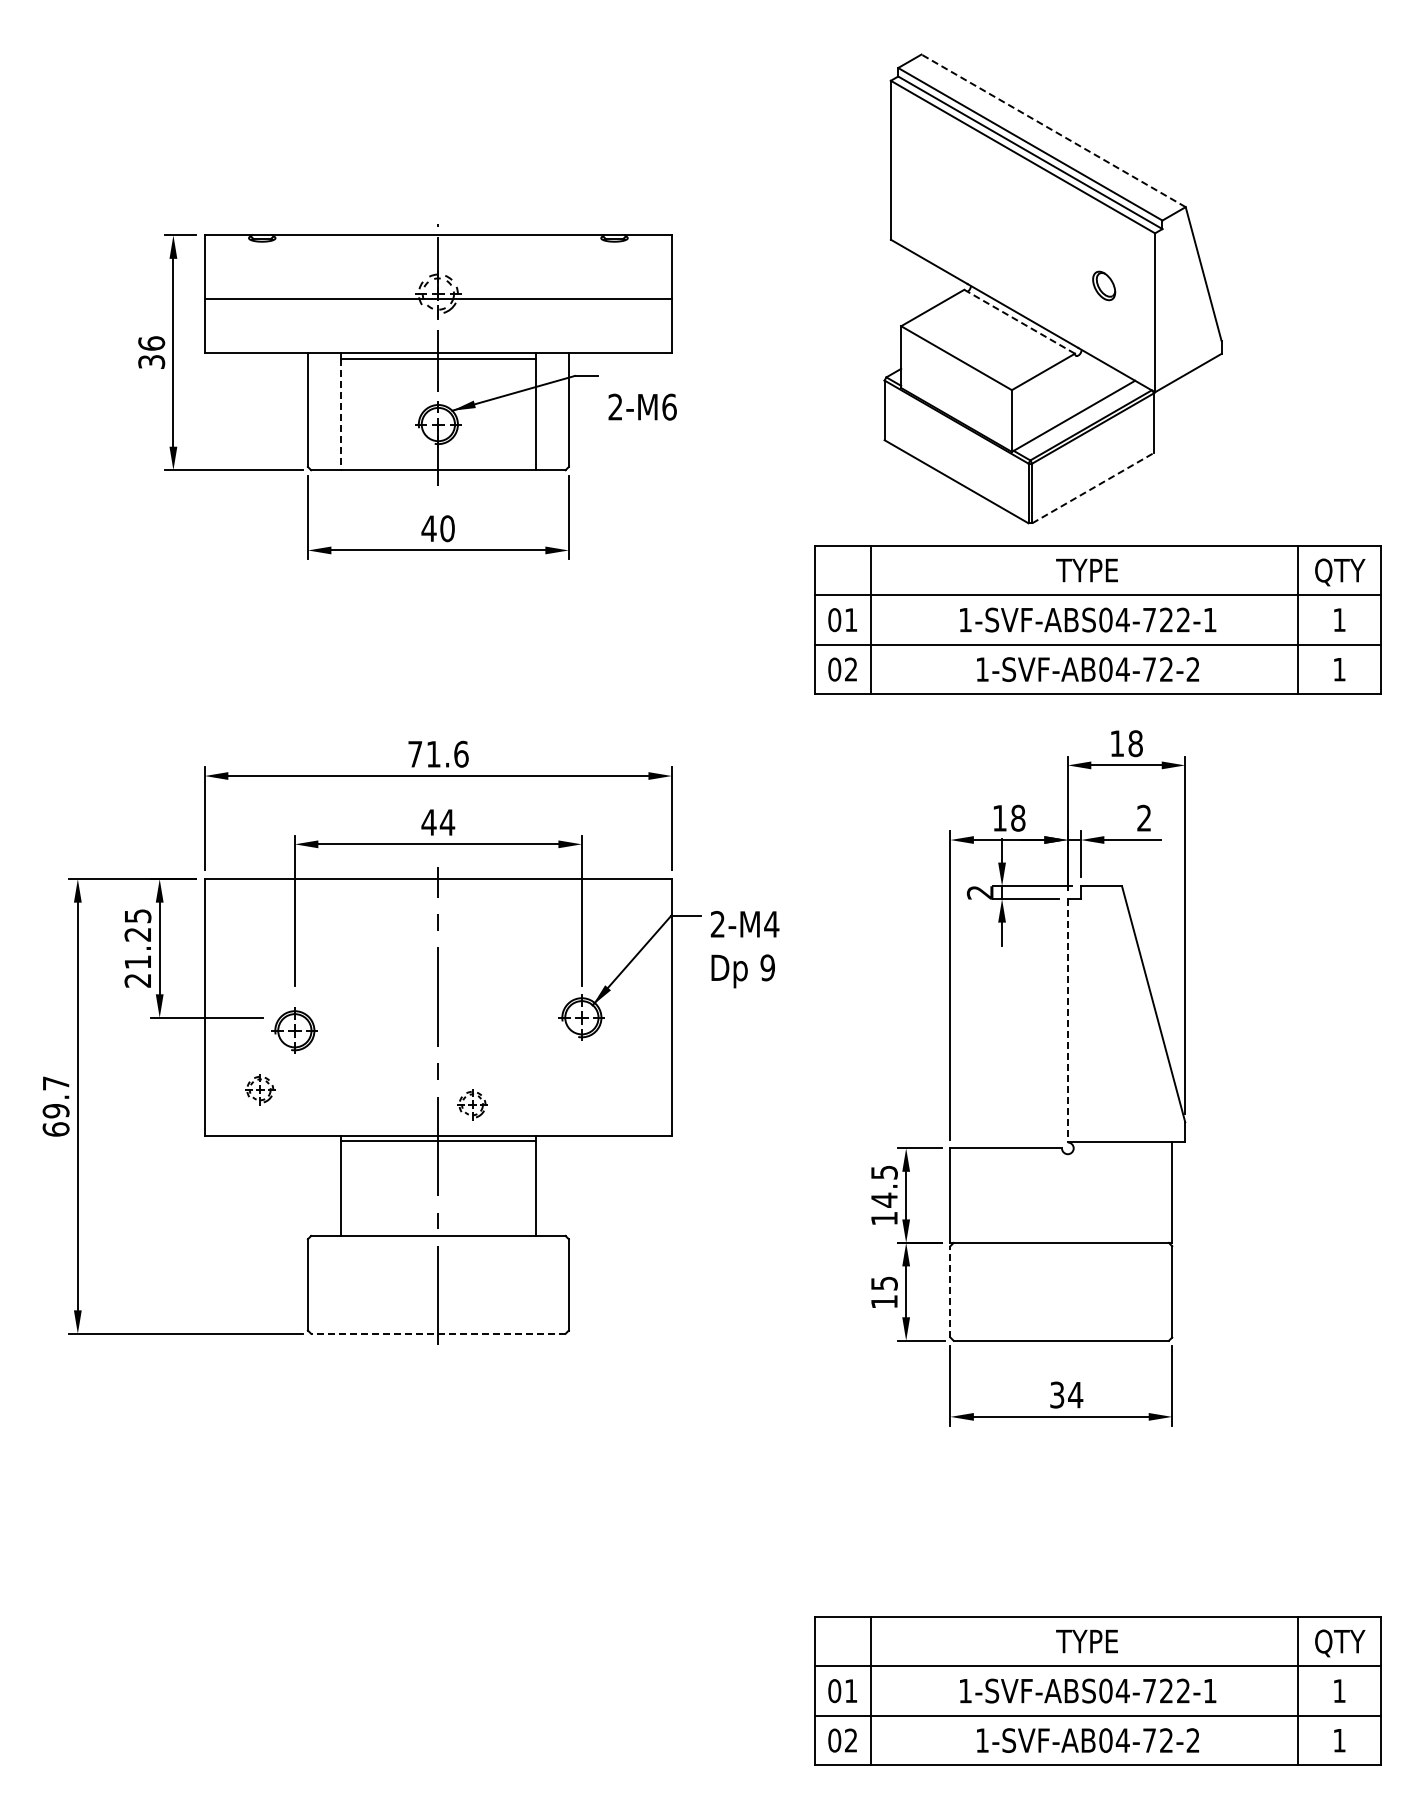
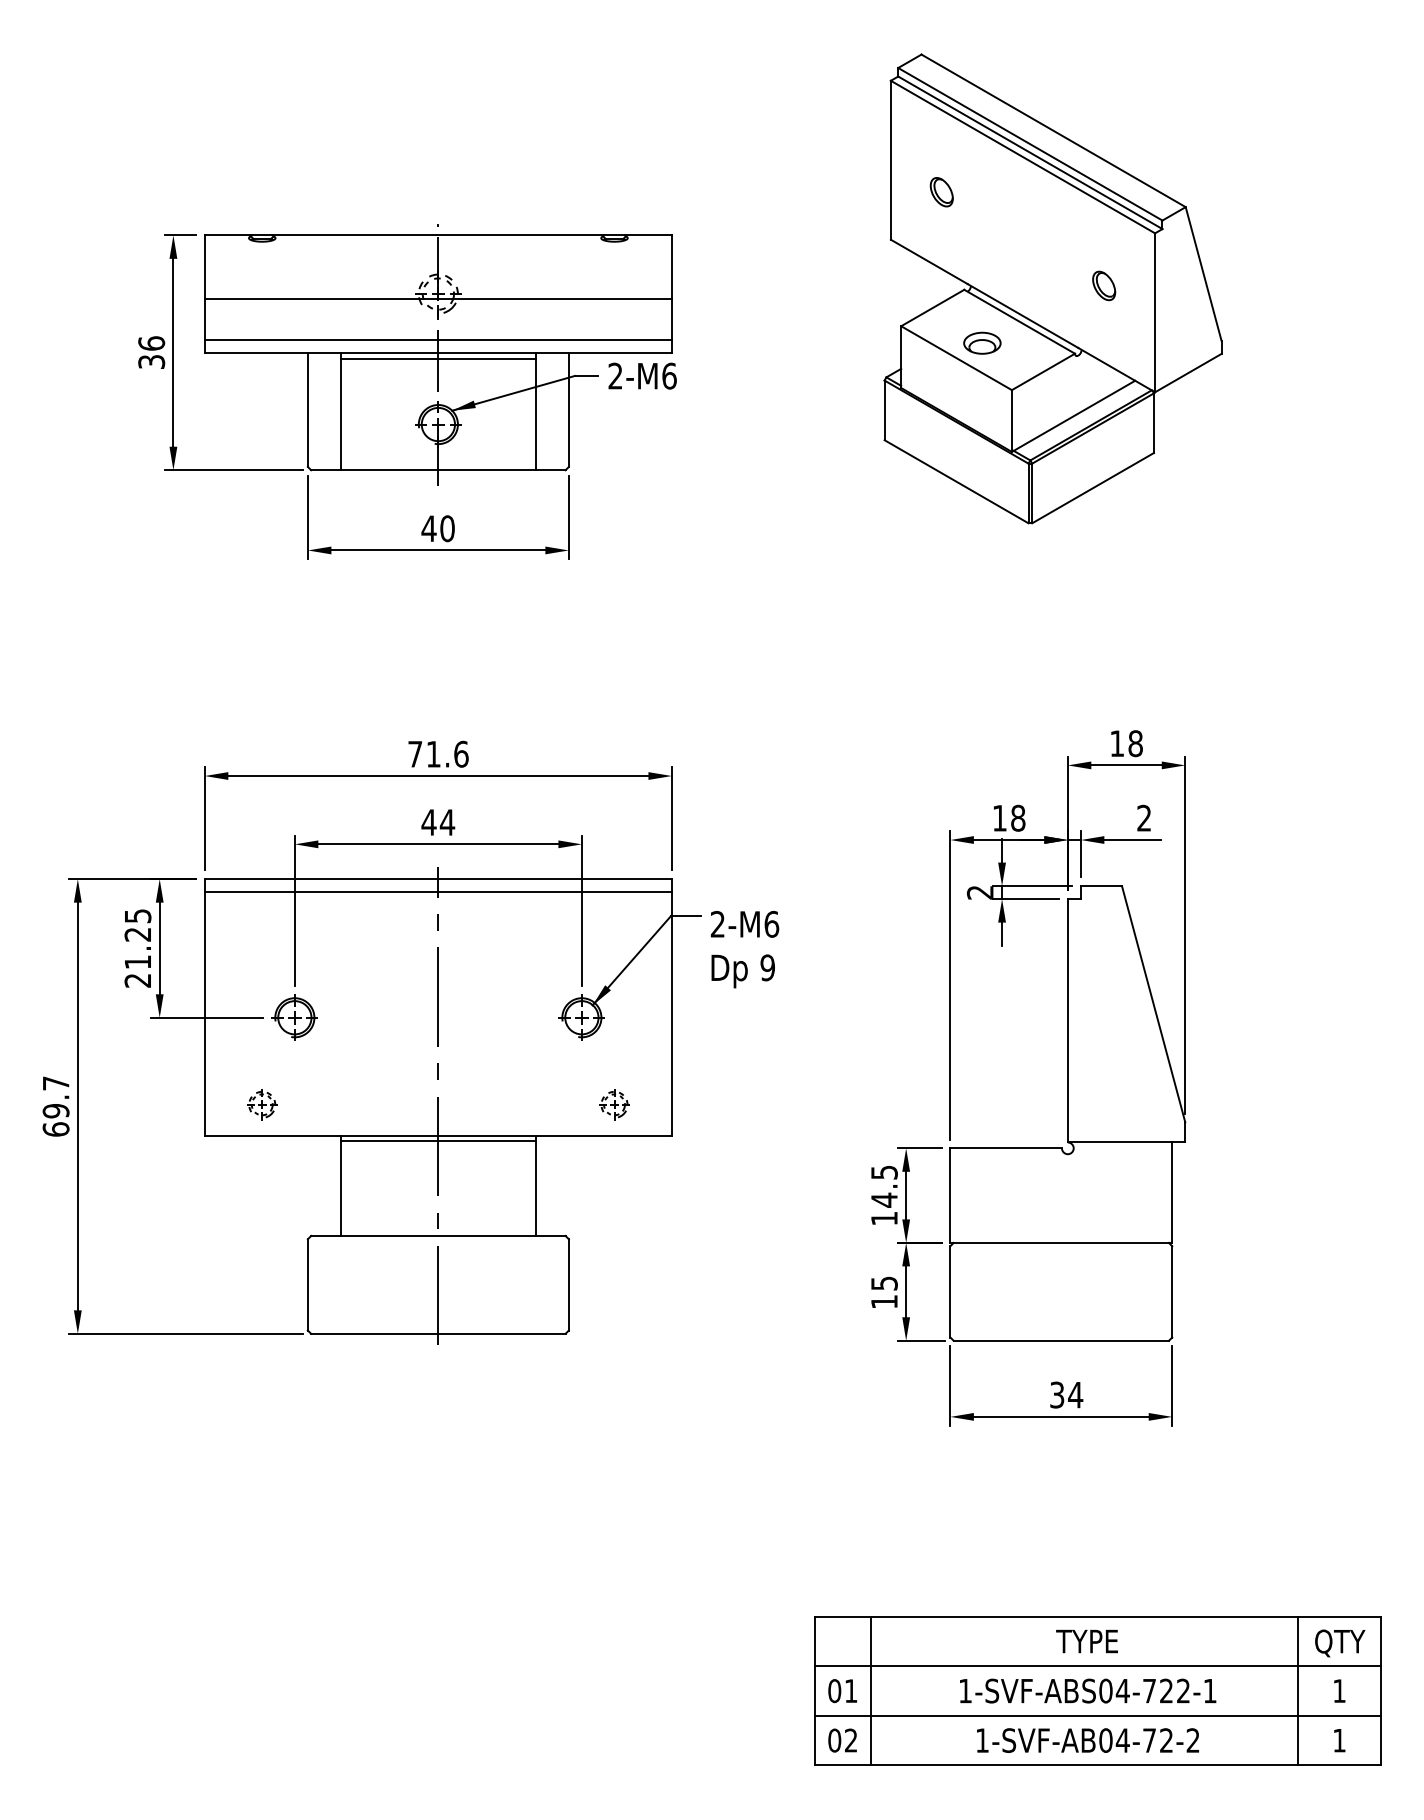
line: dashed -> solid (1053, 130)
part: none -> present (941, 192)
line: dashed -> solid (1019, 321)
line: none -> present (437, 339)
part: none -> present (982, 342)
text position: (642, 406) -> (642, 375) (642, 375)
line: dashed -> solid (340, 414)
line: dashed -> solid (1093, 487)
part: present -> none (1097, 619)
line: none -> present (437, 892)
text: 2-M4 -> 2-M6 (771, 923)
line: dashed -> solid (1067, 1020)
part position: (294, 1030) -> (294, 1017) (294, 1017)
part position: (260, 1089) -> (262, 1104) (262, 1104)
part position: (472, 1104) -> (614, 1104) (614, 1104)
line: dashed -> solid (950, 1291)
line: dashed -> solid (437, 1333)
